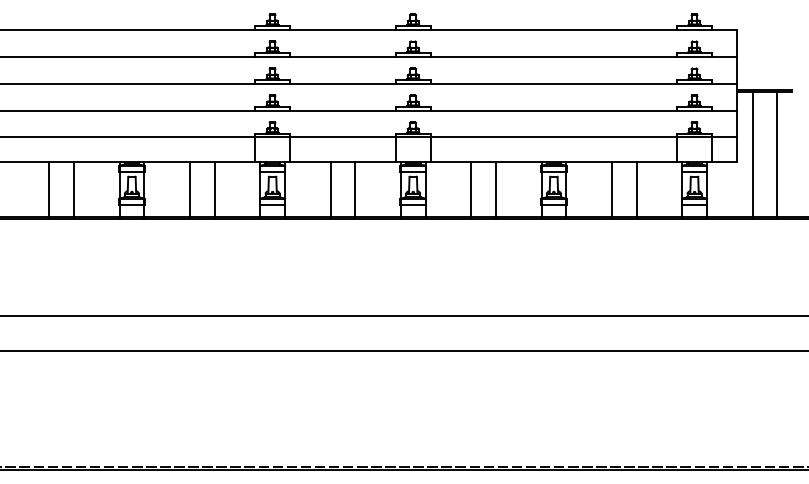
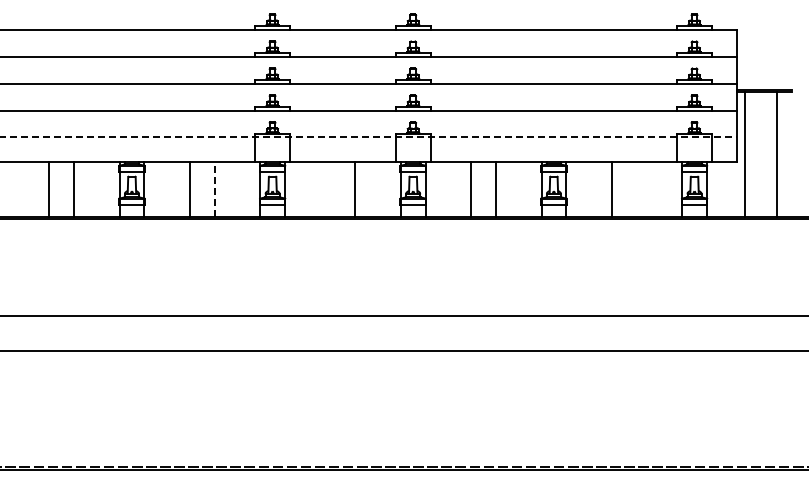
line: solid -> dashed (369, 137)
line position: (752, 154) -> (744, 154) (744, 154)
line: solid -> dashed (214, 189)
line: present -> none (330, 189)
line: present -> none (636, 189)
